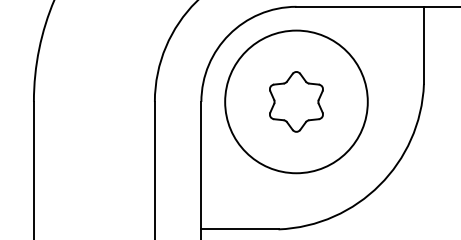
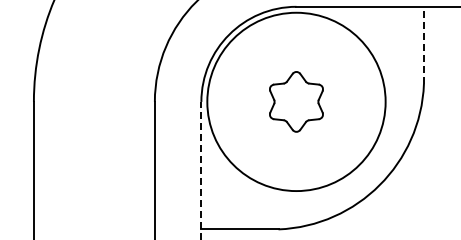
line: solid -> dashed (423, 45)
circle diameter: 143 px -> 178 px (296, 101)
line: solid -> dashed (201, 170)
